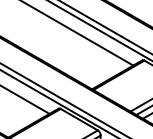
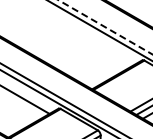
line: solid -> dashed (105, 27)
line: present -> none (78, 33)
